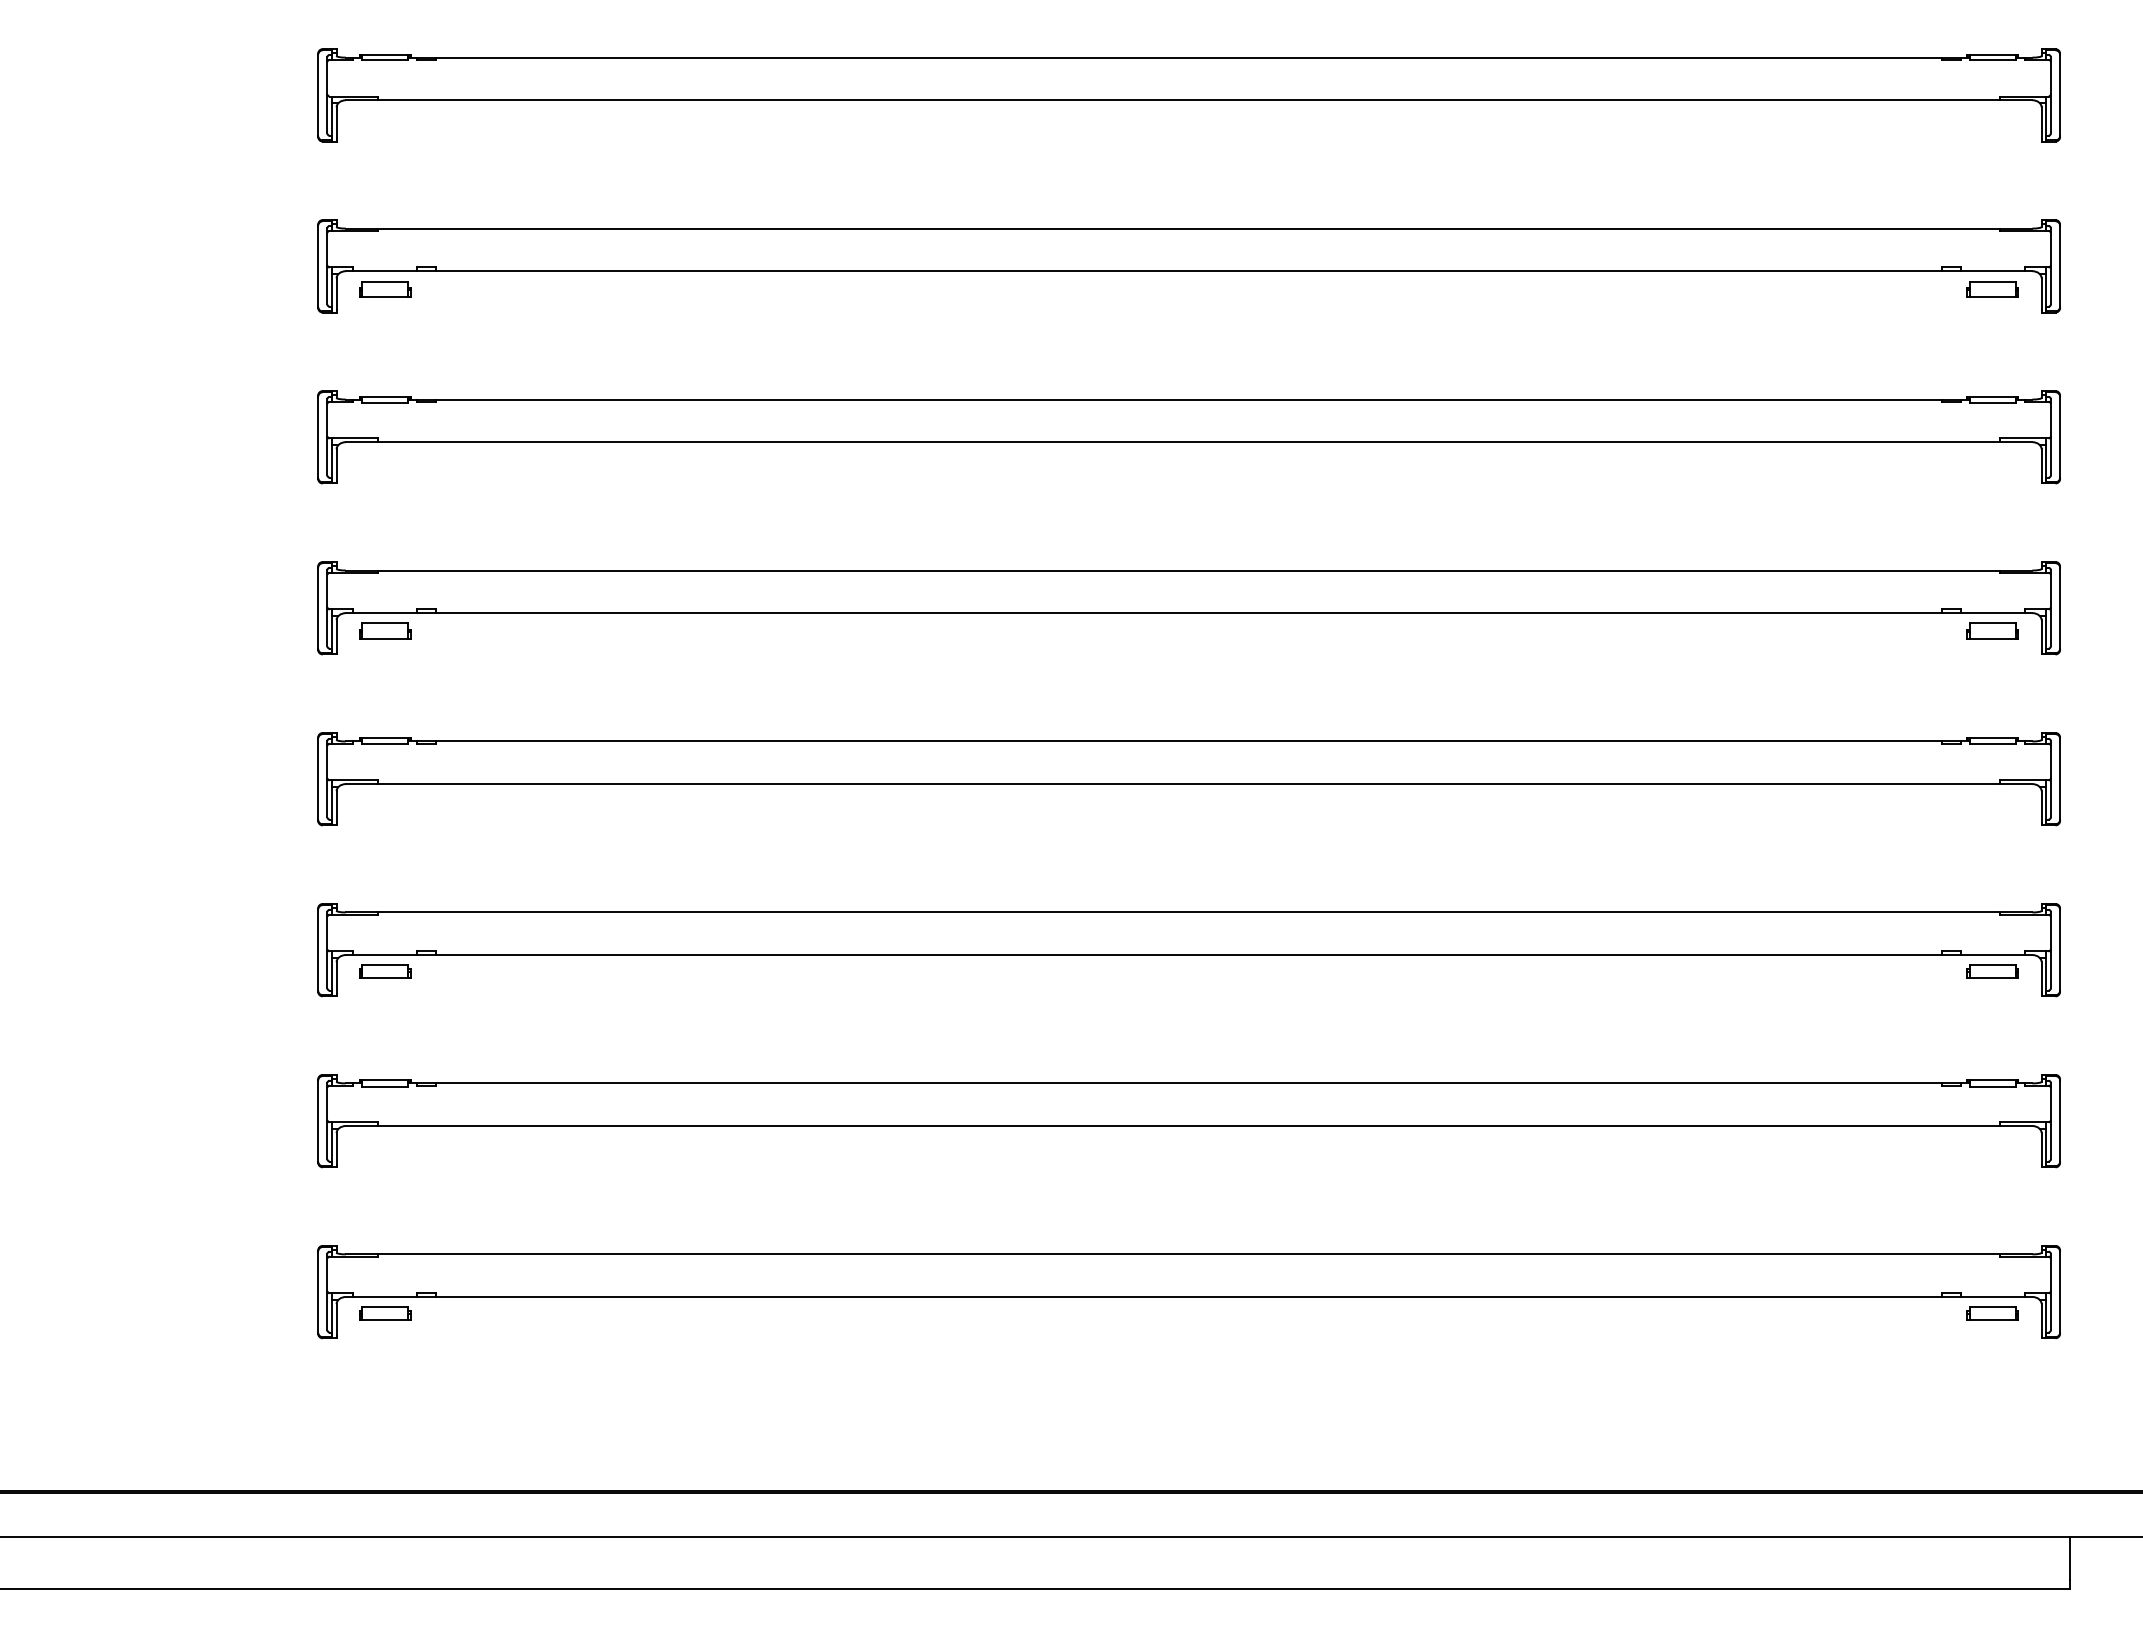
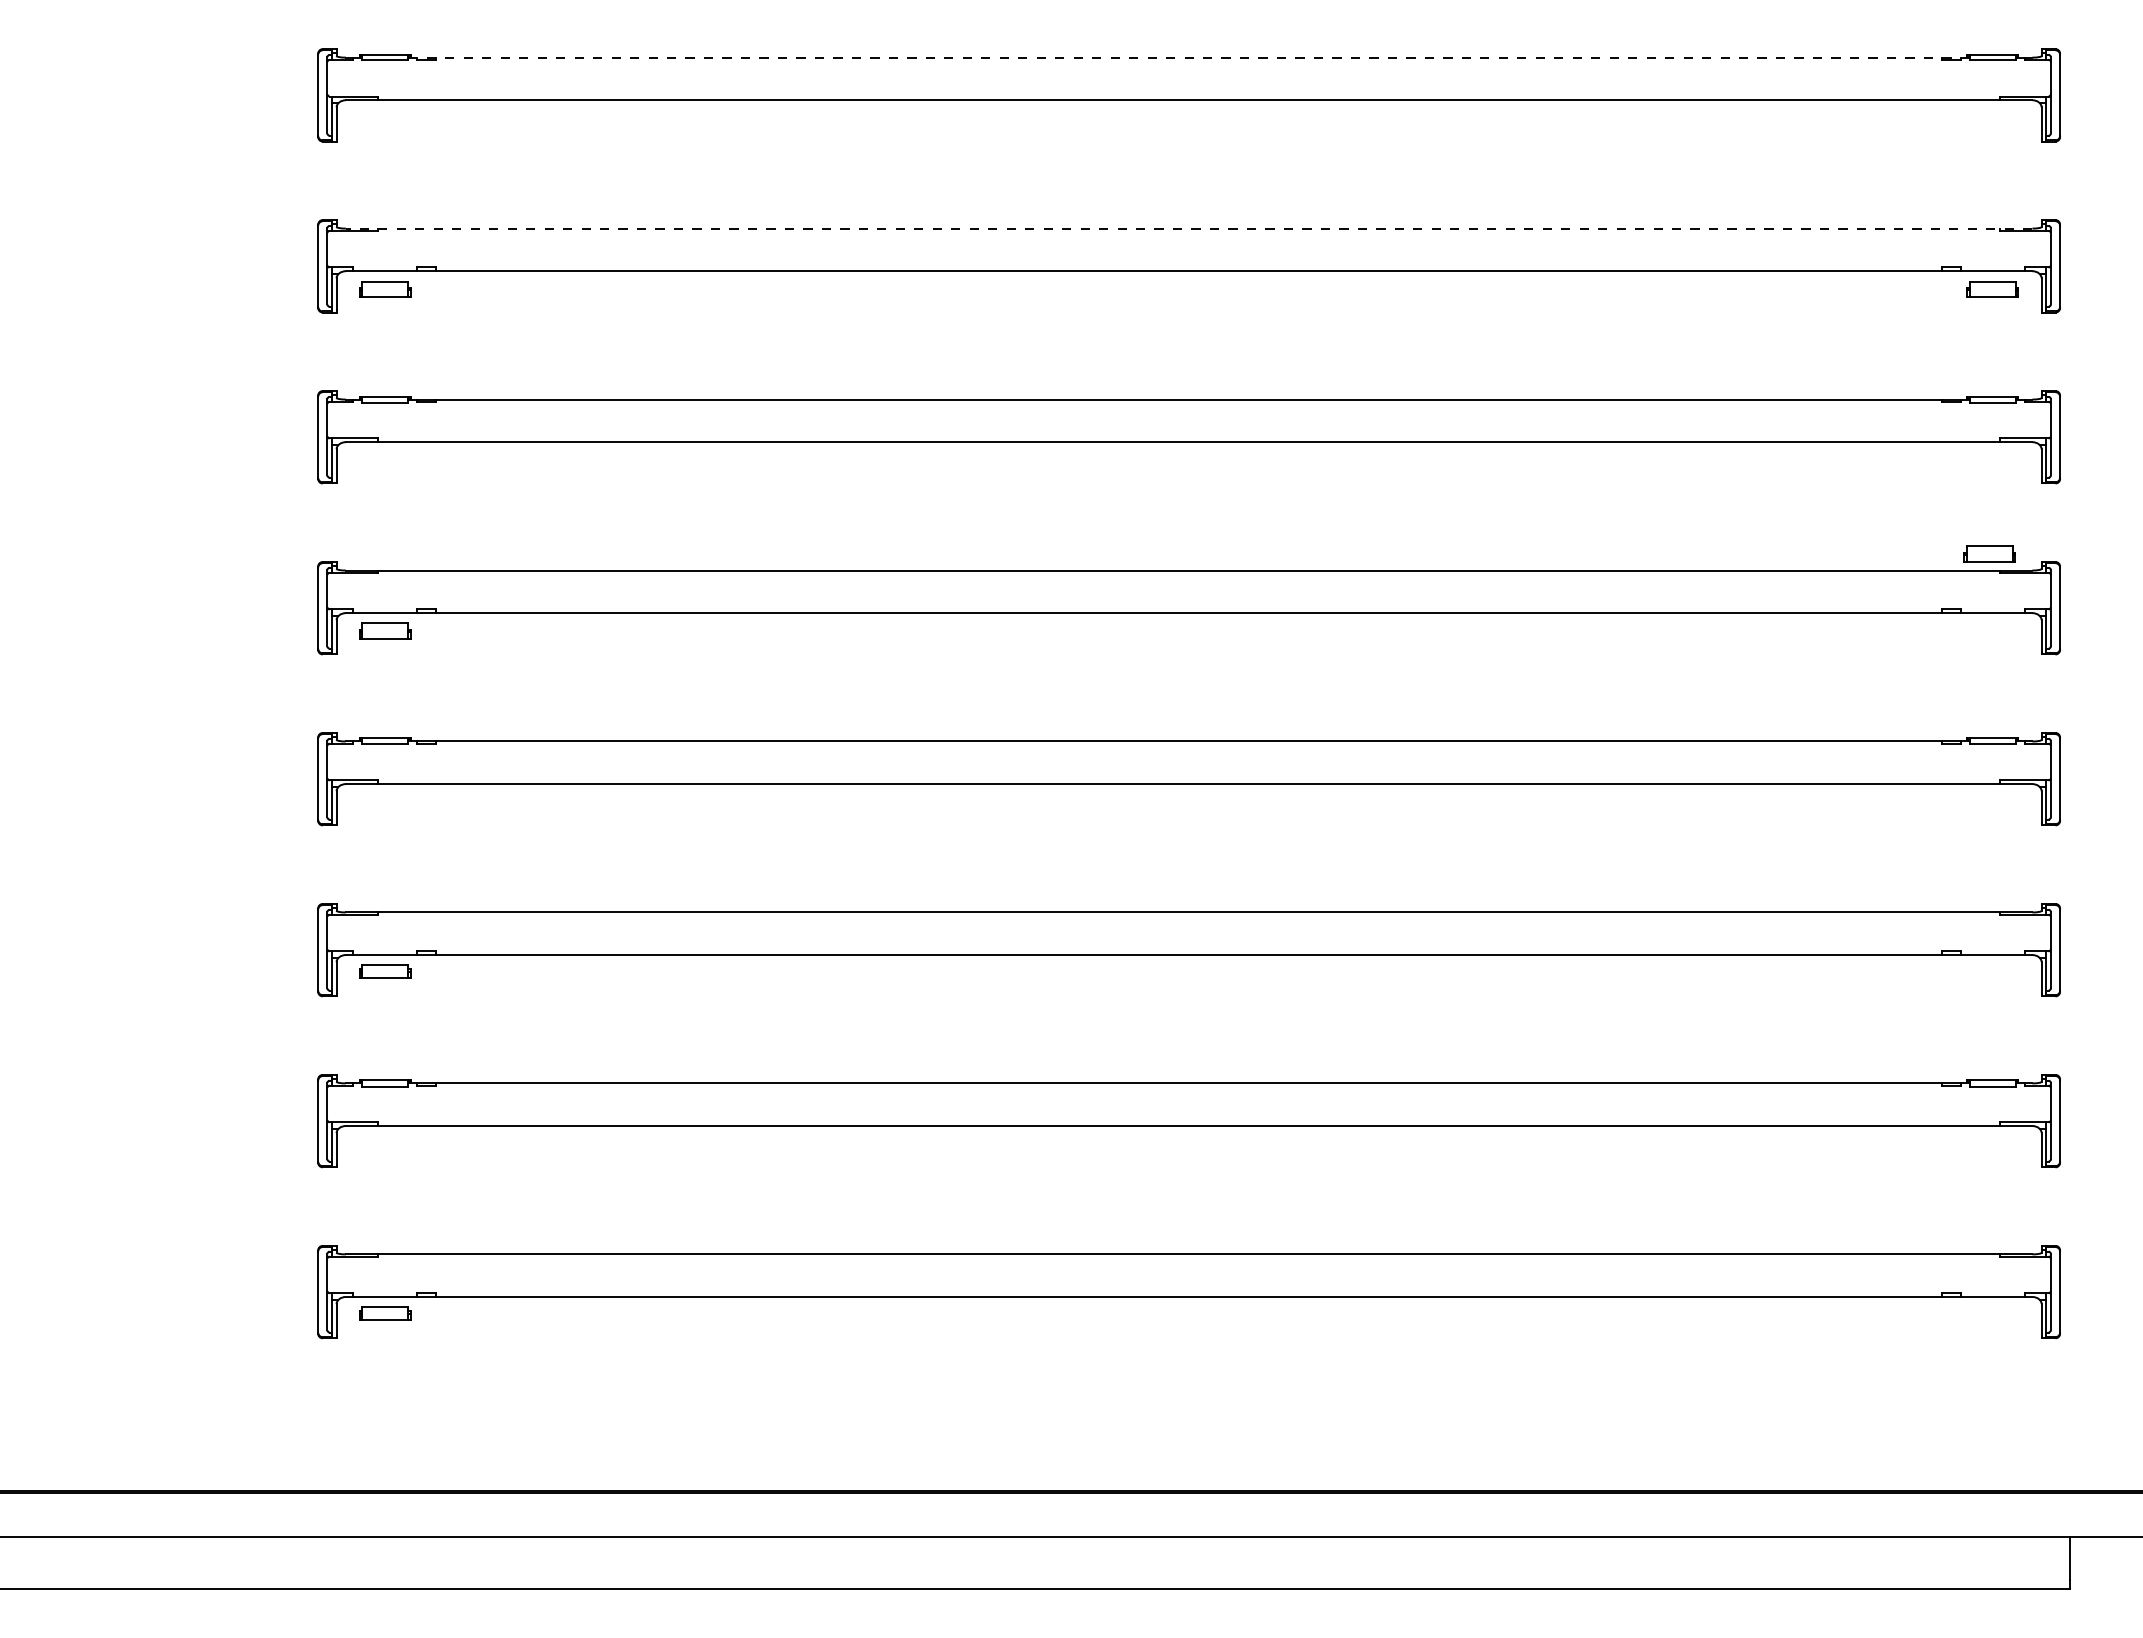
line: solid -> dashed (1189, 57)
line: solid -> dashed (1188, 228)
part position: (1992, 630) -> (1989, 553) (1989, 553)
part: present -> none (1992, 971)
part: present -> none (1992, 1313)
